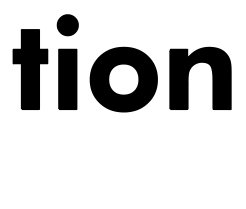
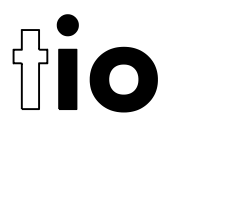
fill: present -> none (30, 69)
part: present -> none (188, 77)
